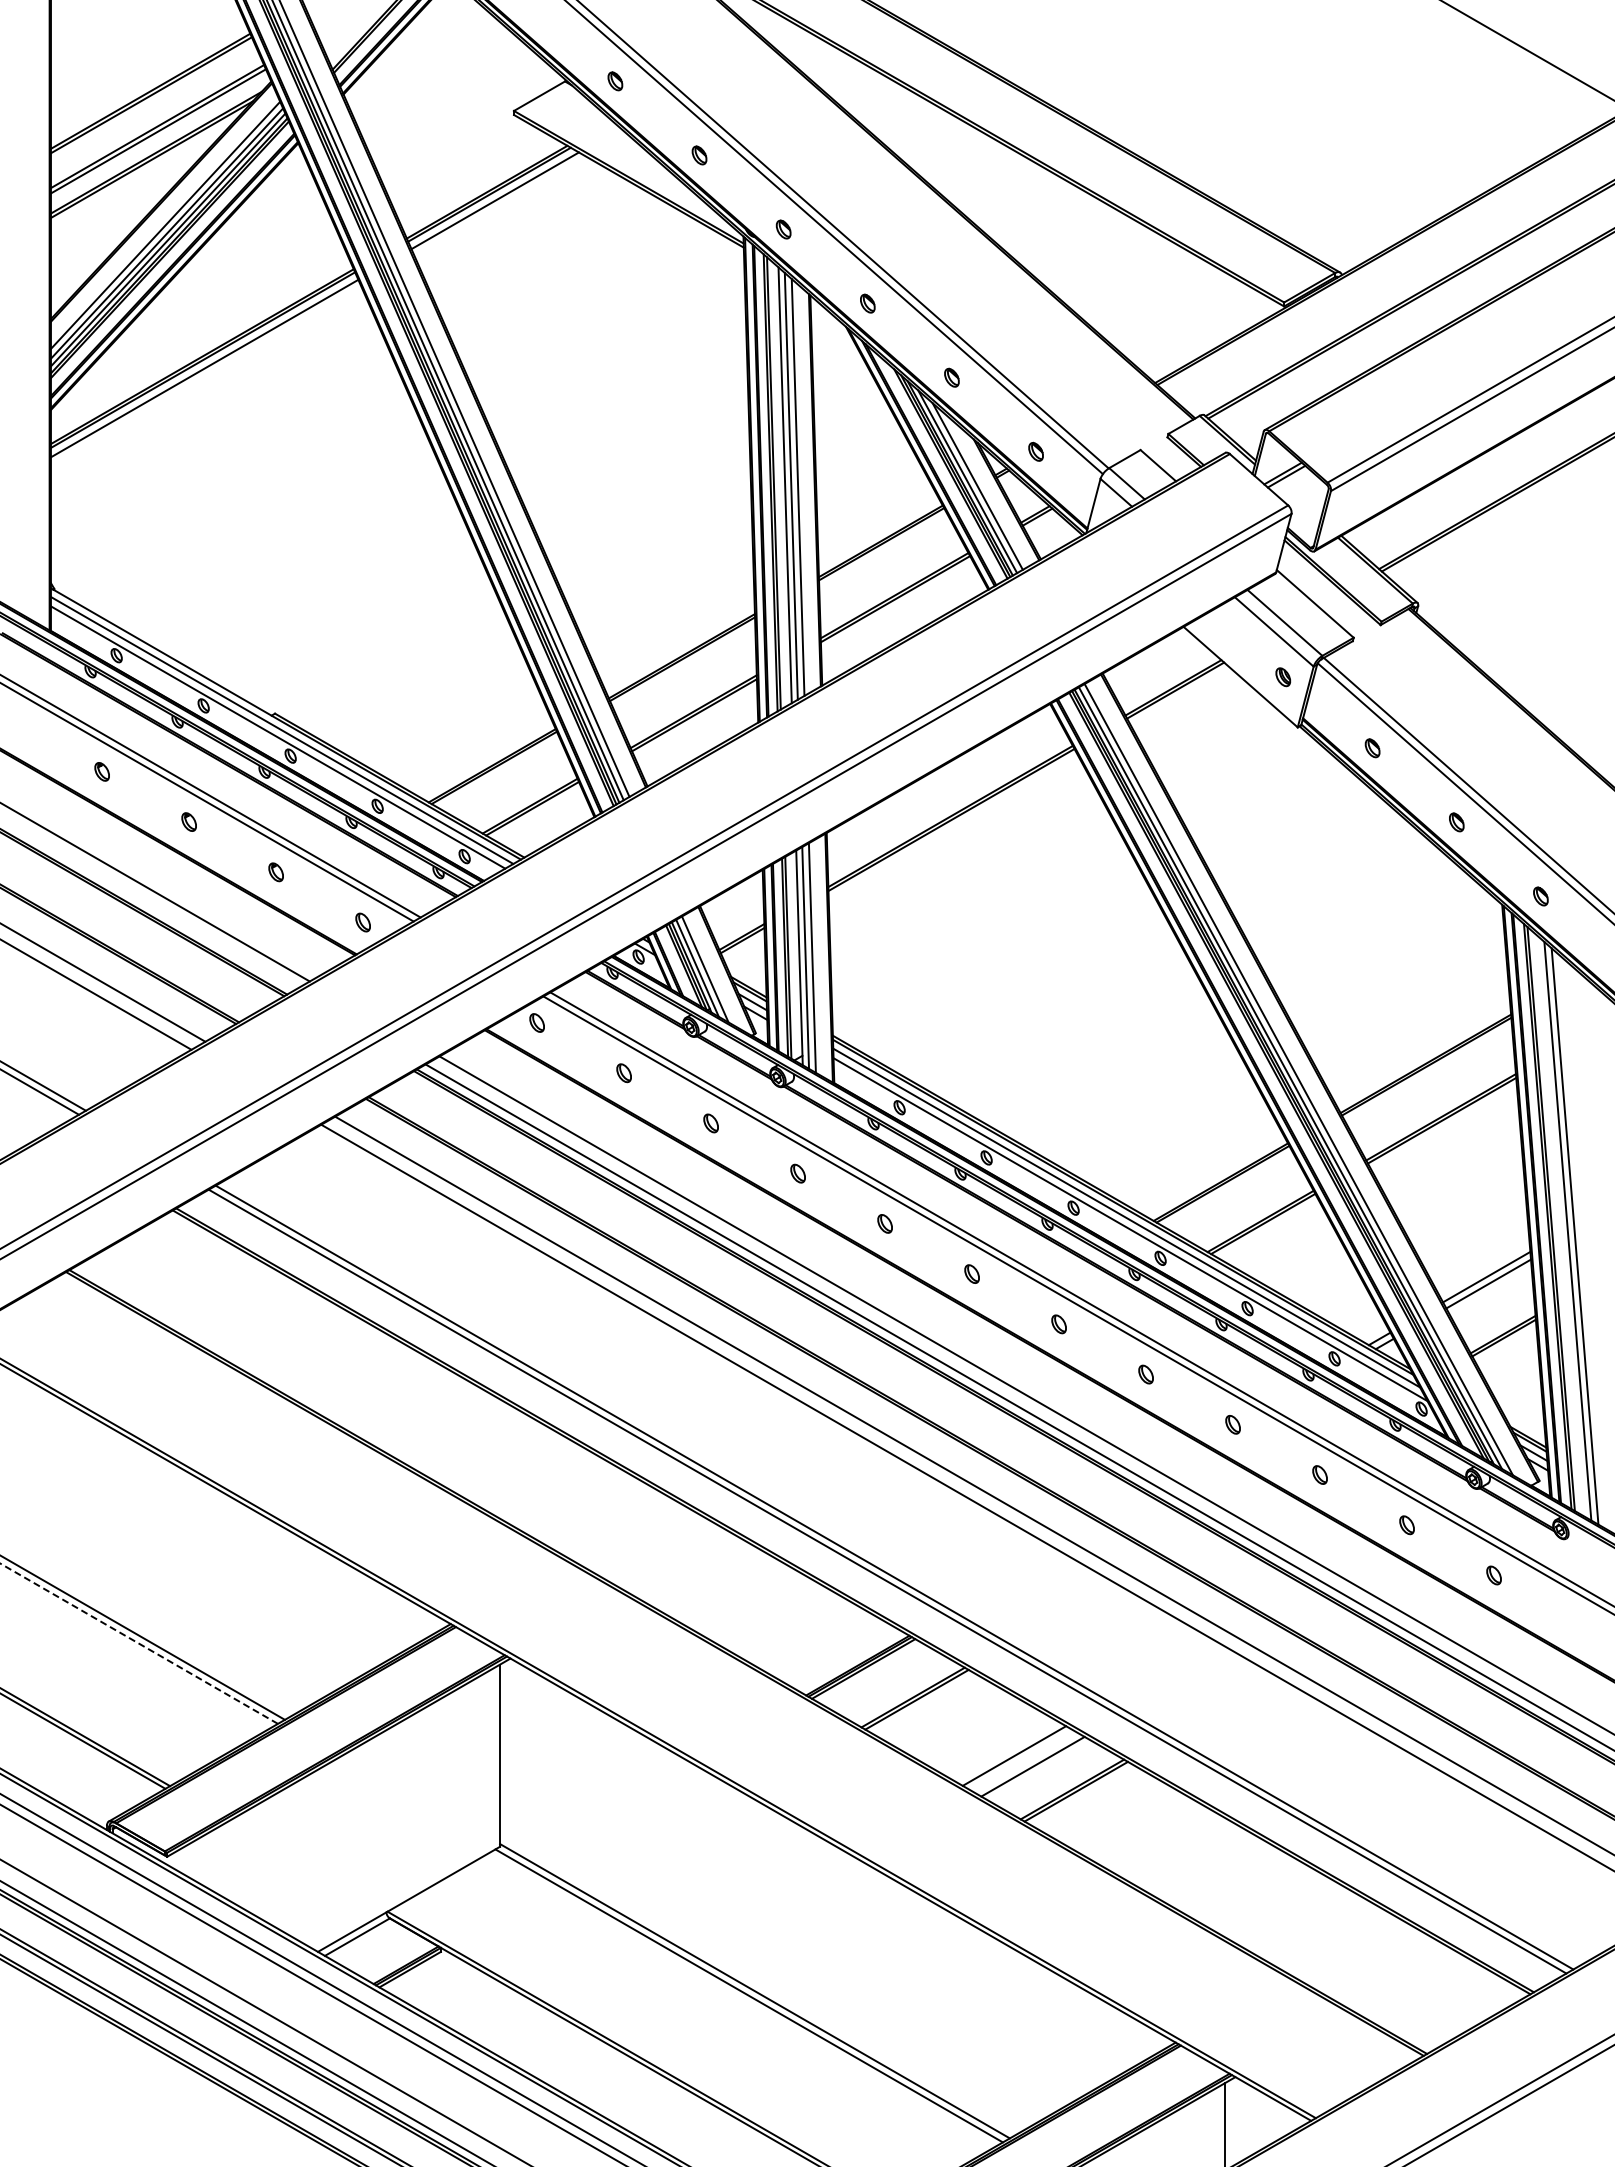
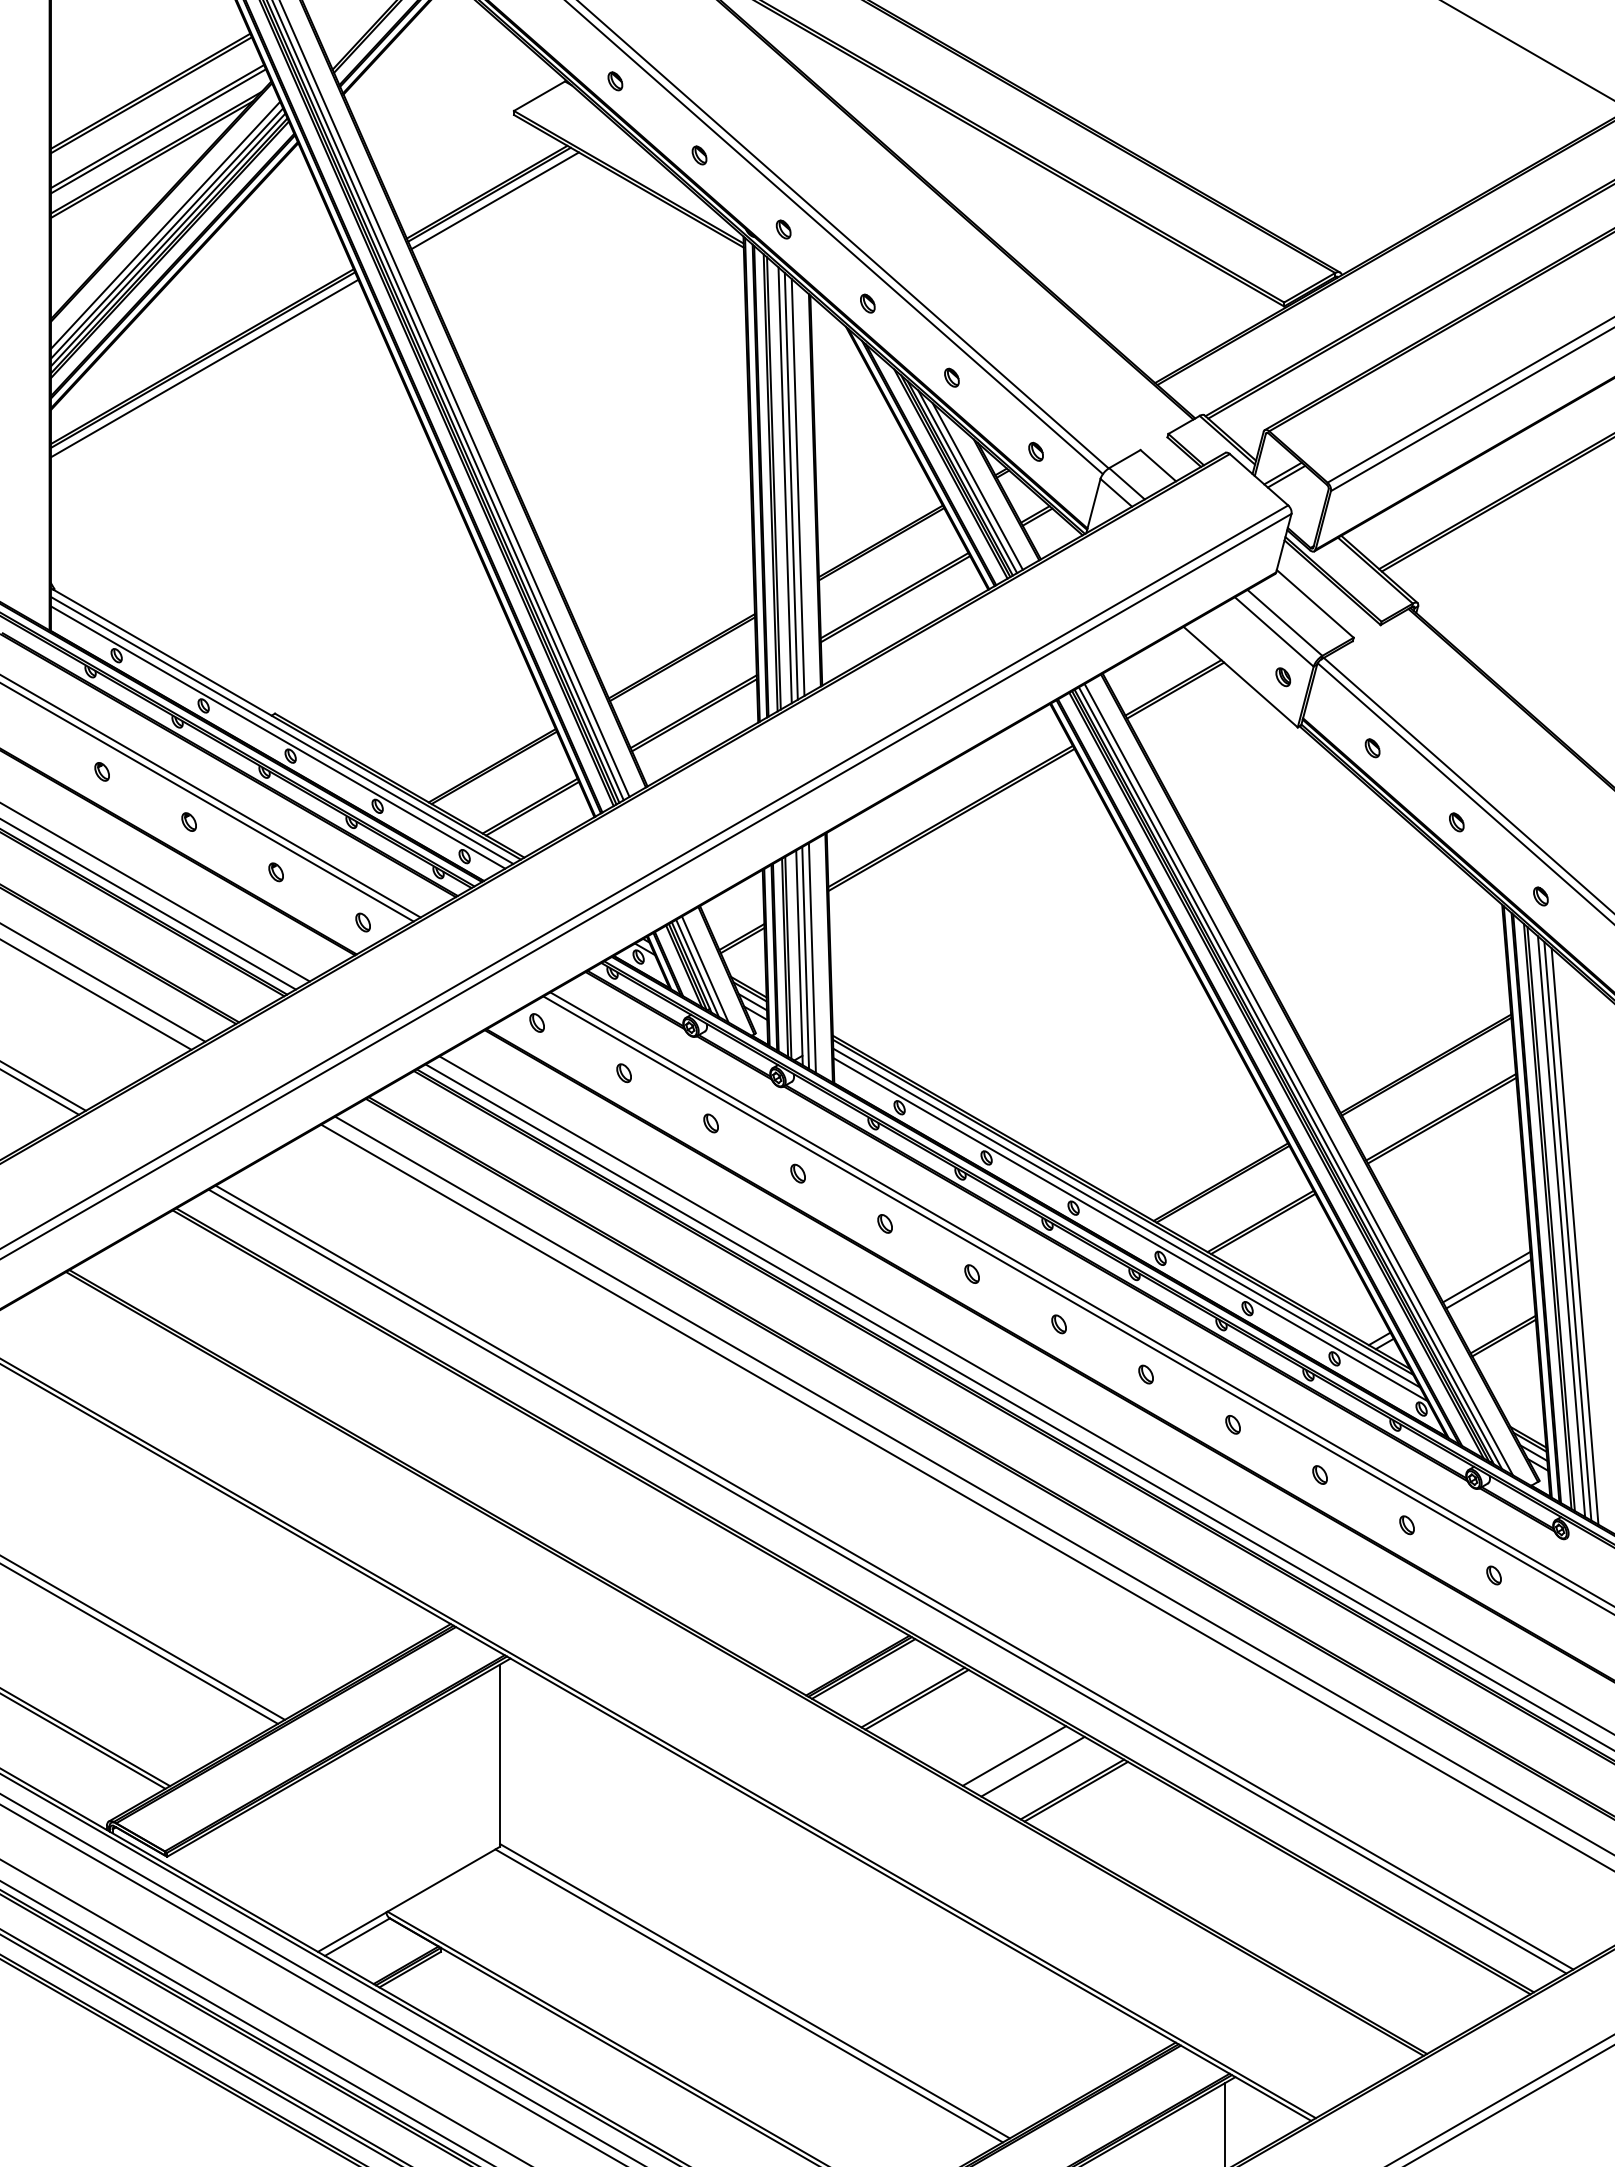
line: none -> present (148, 904)
line: none -> present (1561, 1226)
line: dashed -> solid (138, 1643)
